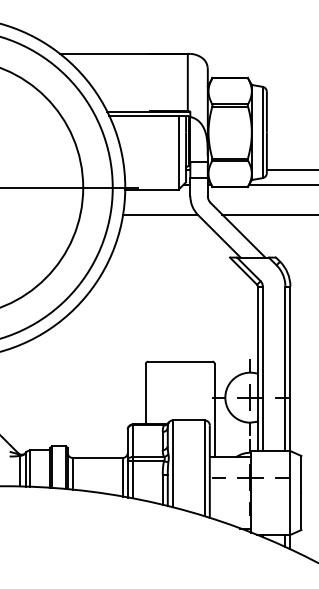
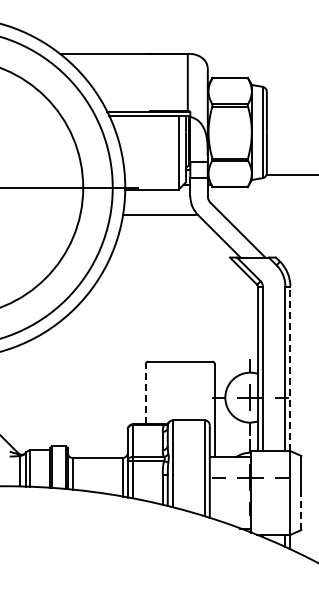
line position: (290, 169) -> (290, 174) (290, 174)
line: present -> none (282, 184)
line: present -> none (268, 214)
line: solid -> dashed (290, 368)
line: solid -> dashed (145, 393)
line: solid -> dashed (301, 511)
